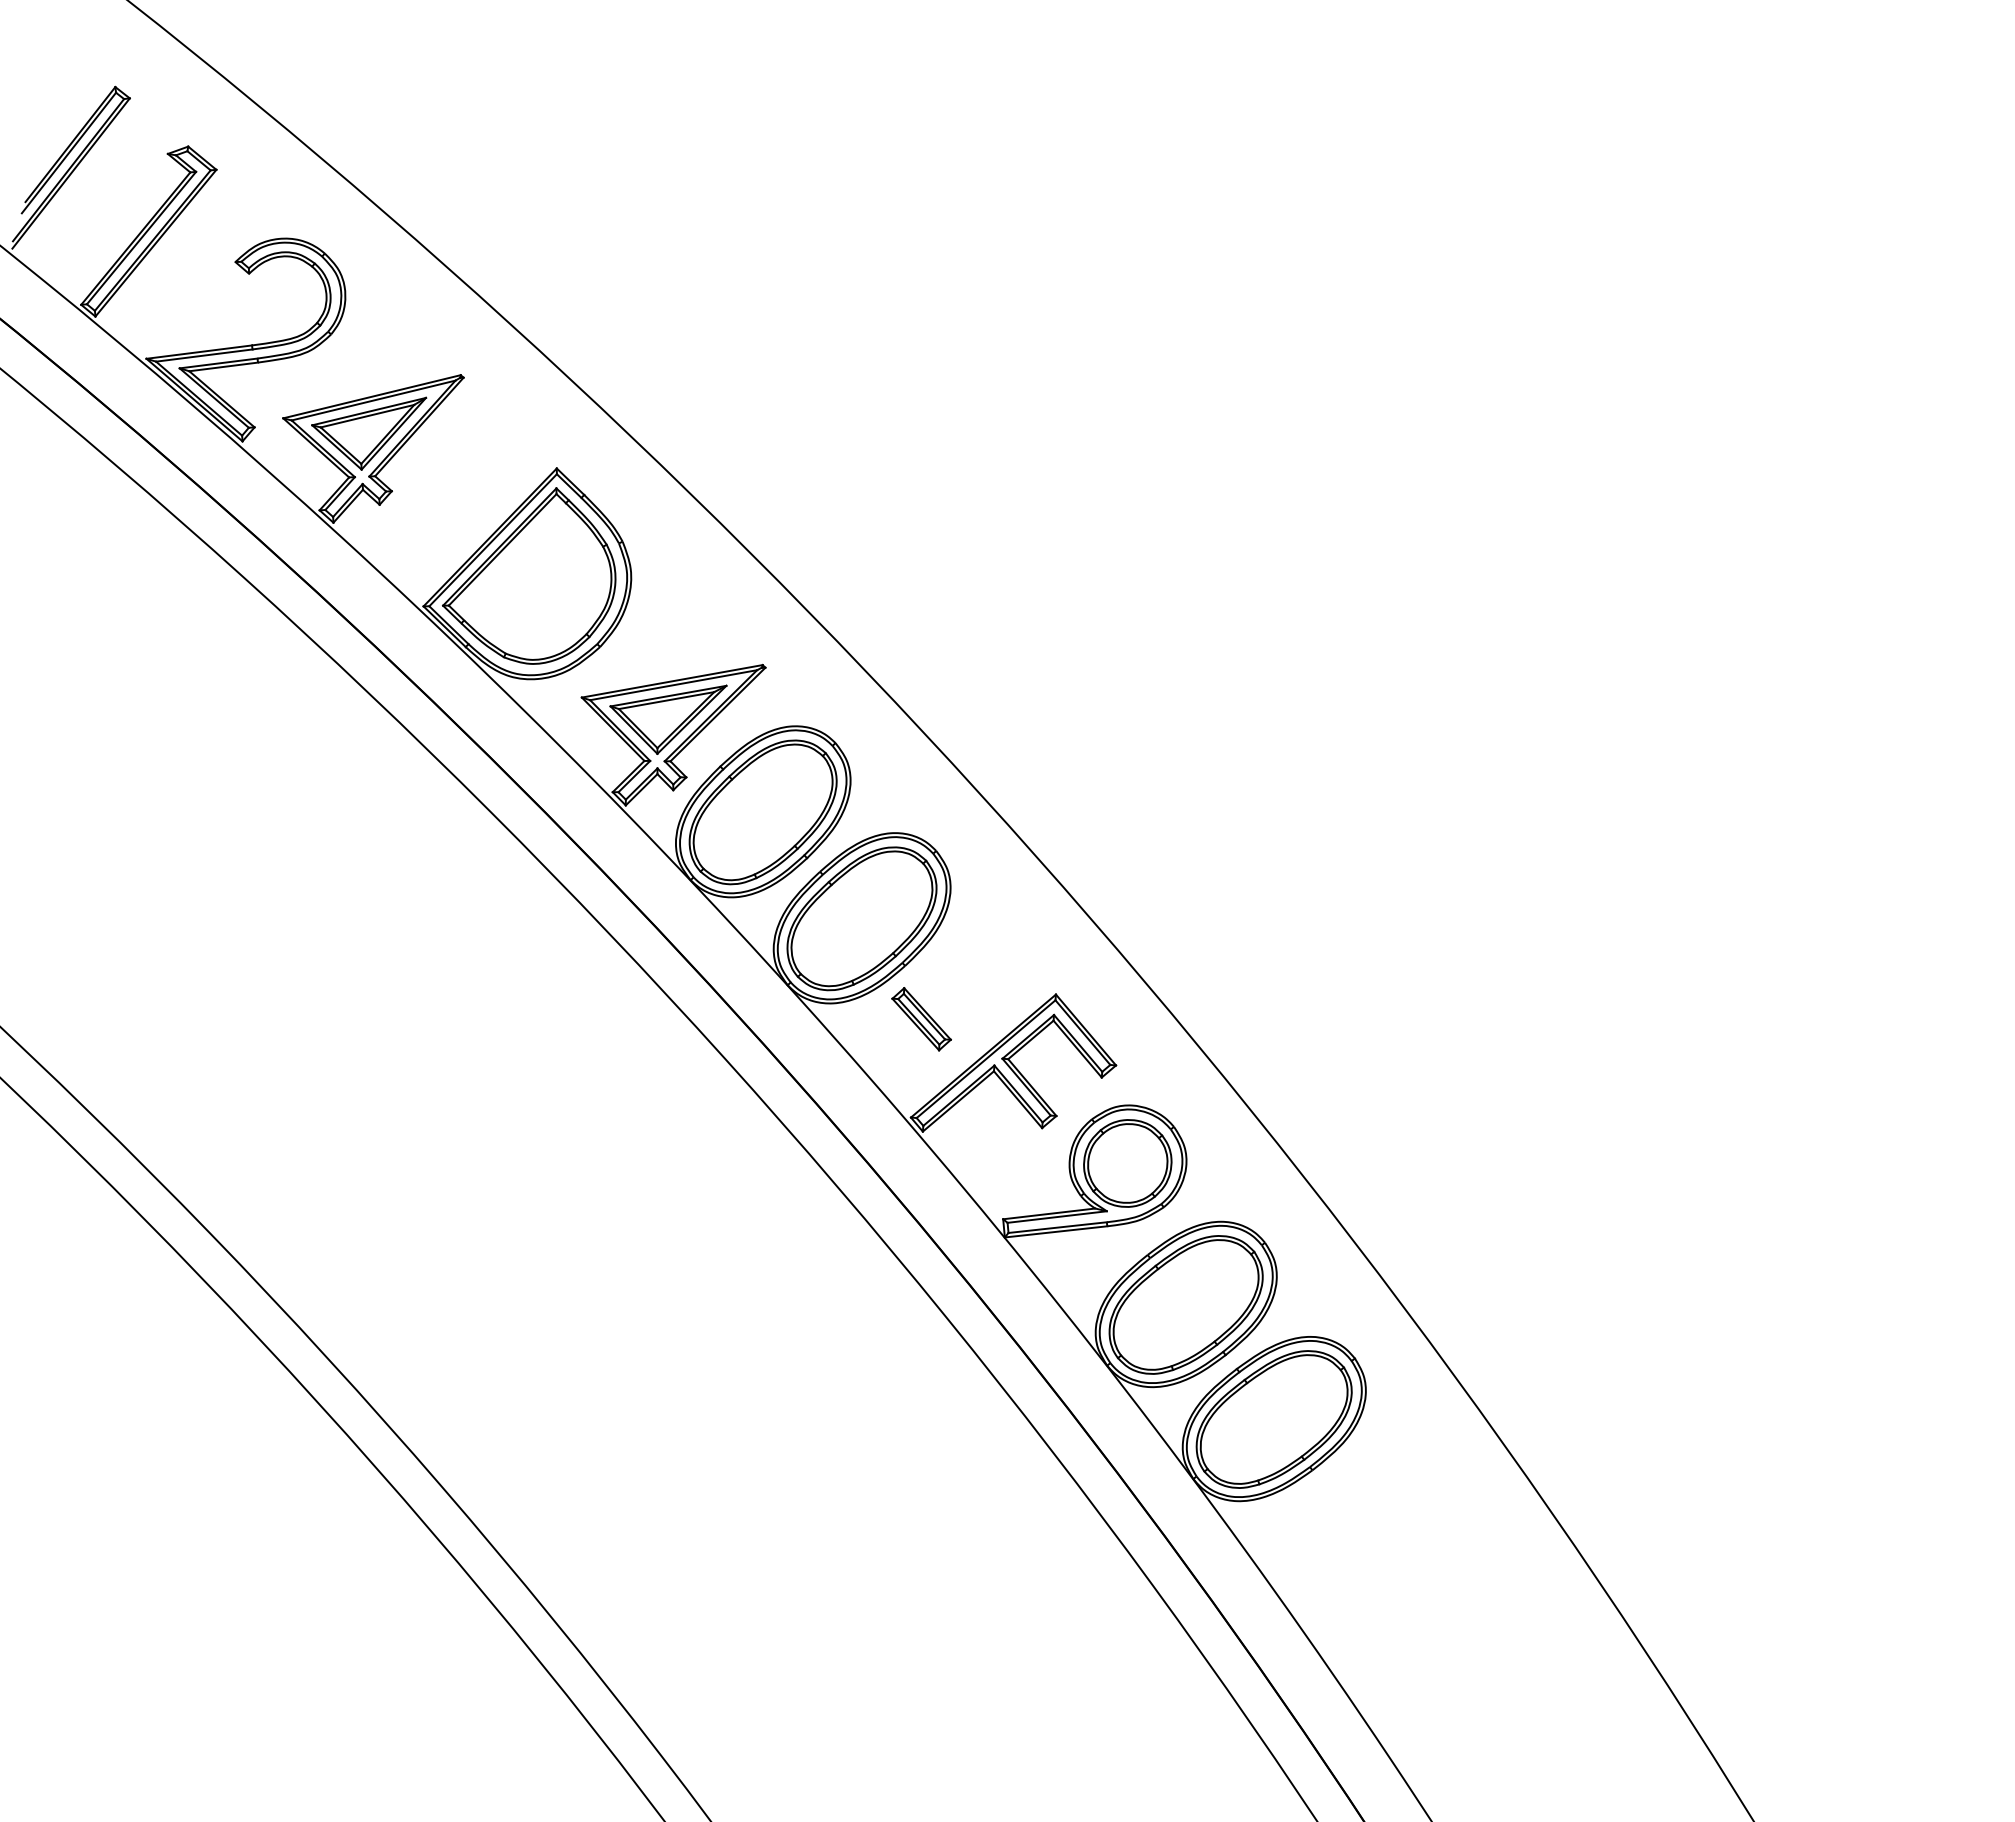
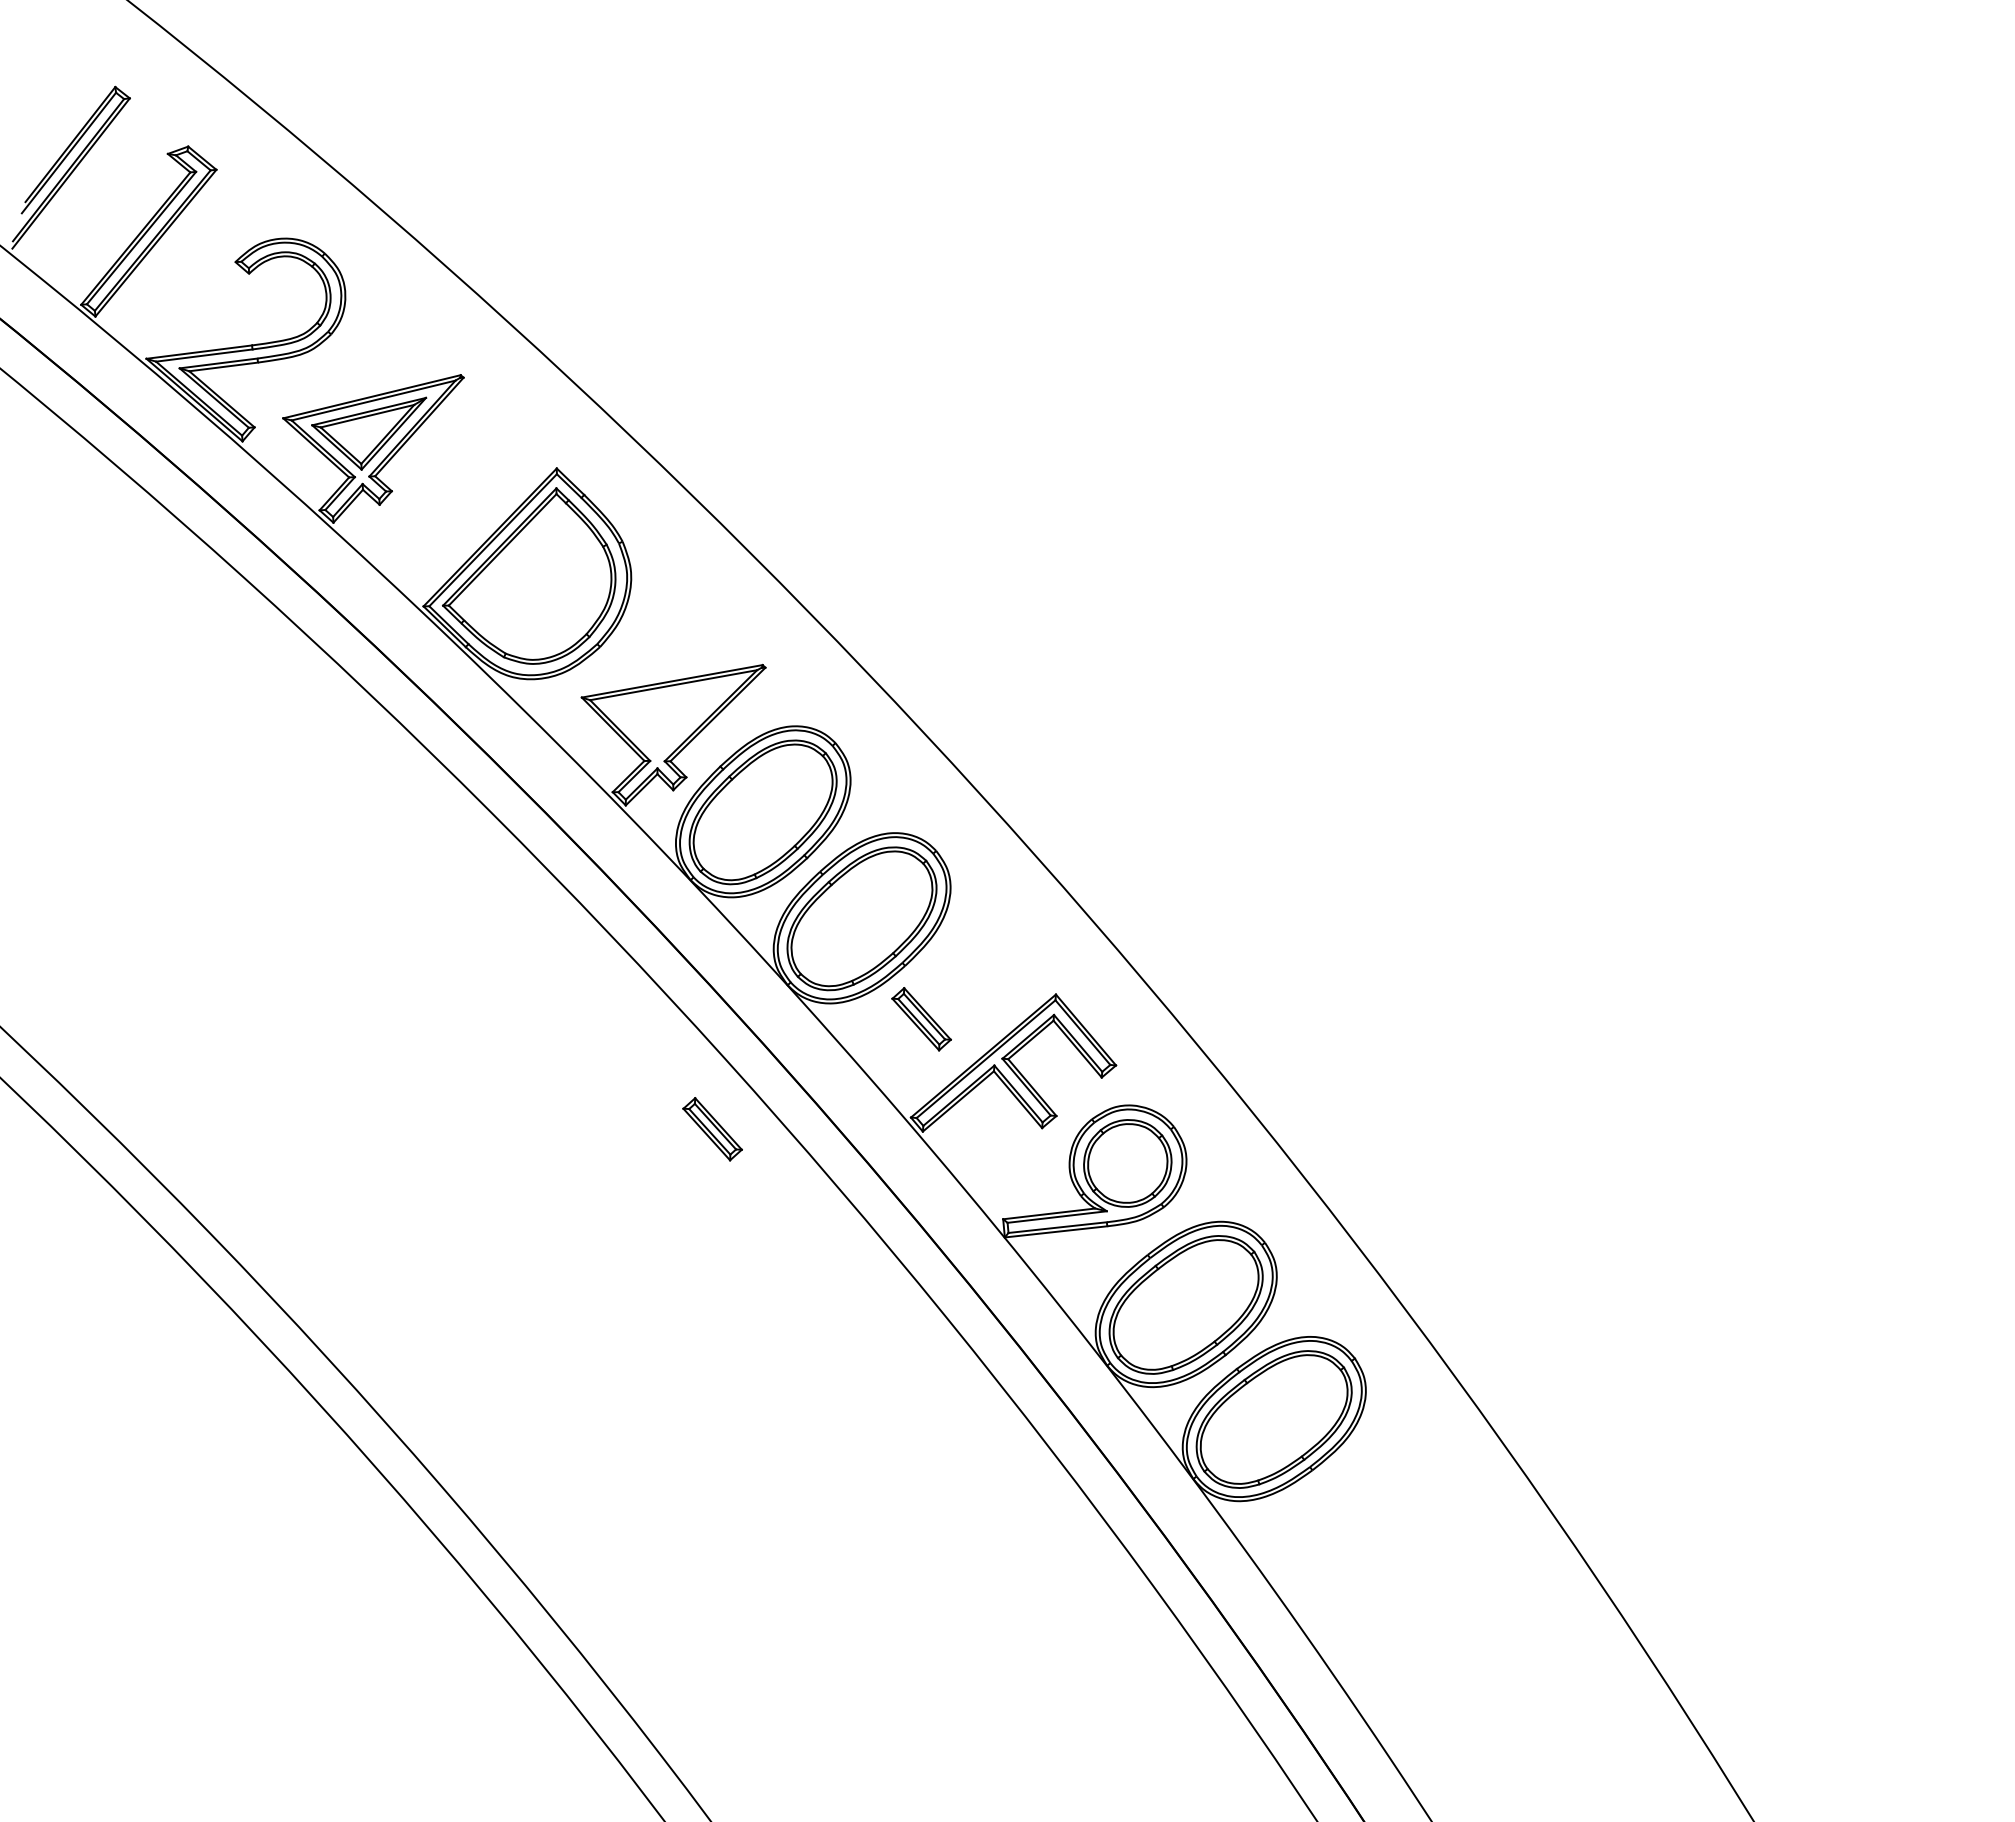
part: present -> none (668, 719)
part: none -> present (712, 1129)
